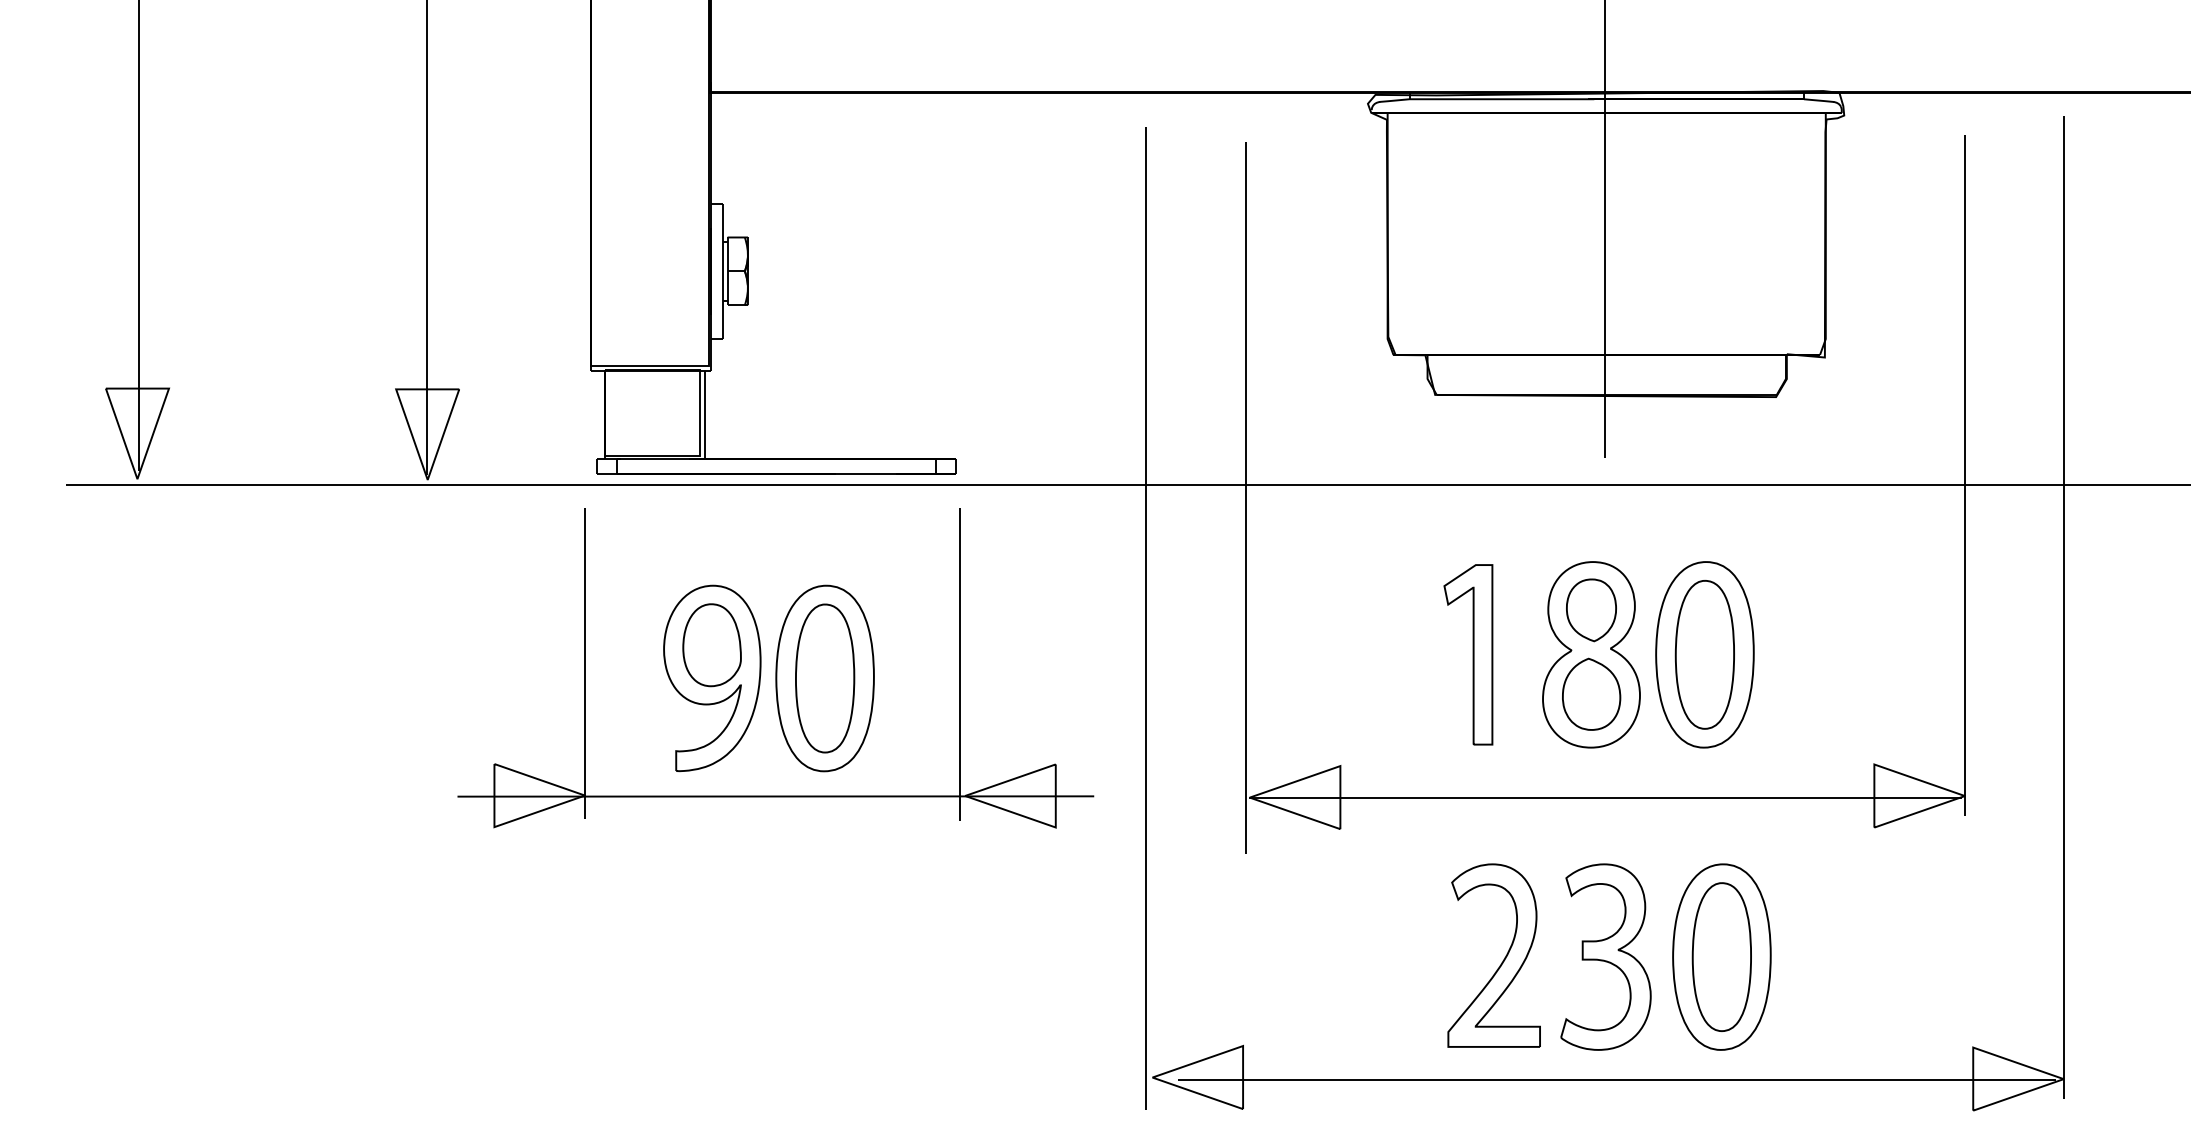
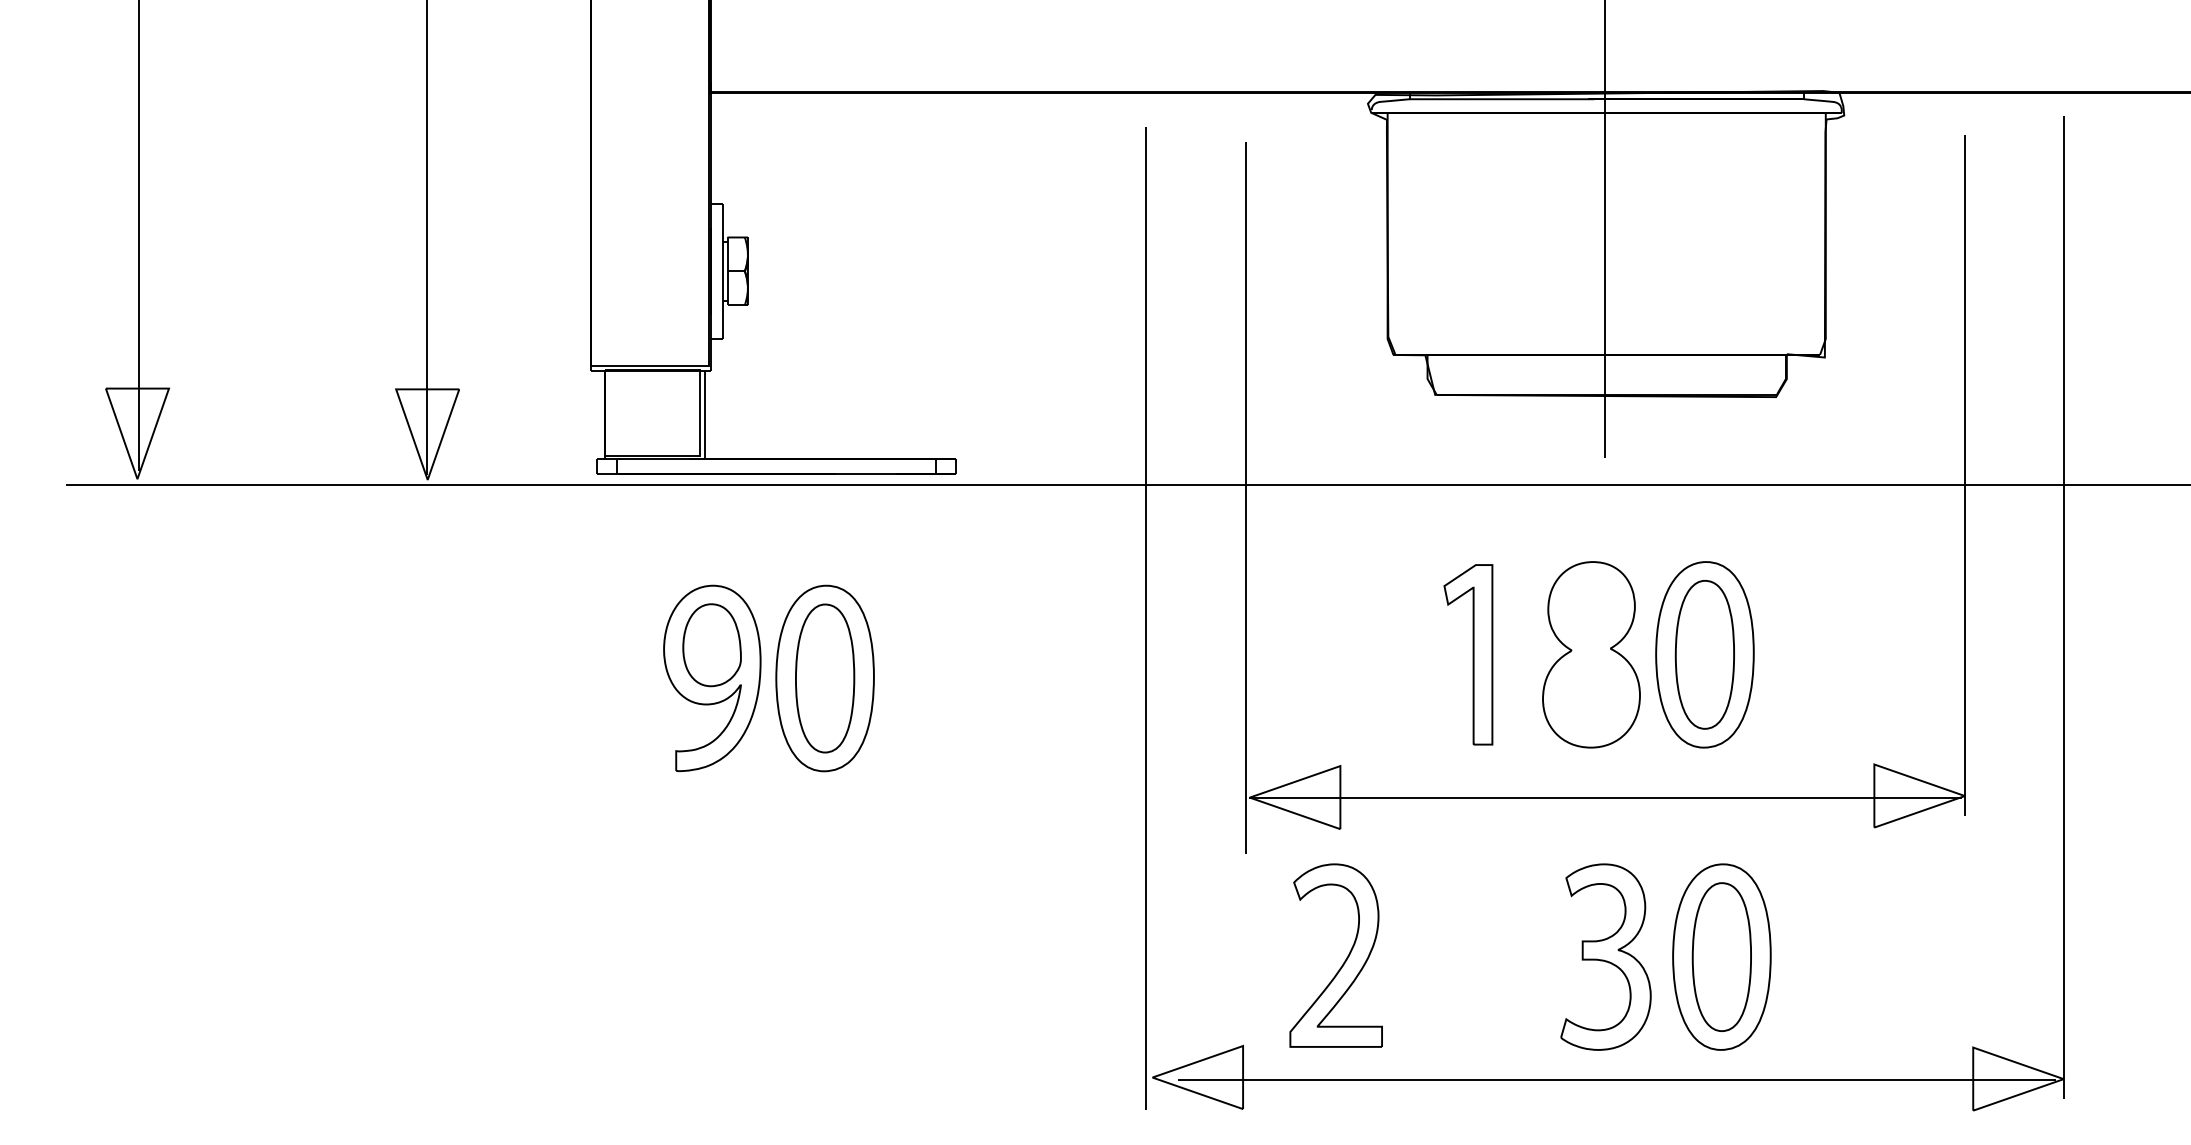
part: present -> none (1591, 610)
part: present -> none (1591, 693)
part: present -> none (775, 795)
part position: (1502, 960) -> (1344, 960) (1344, 960)
